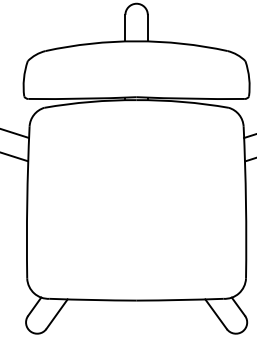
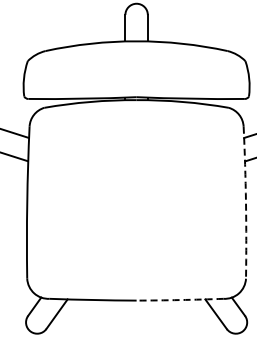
arc: solid -> dashed (245, 202)
arc: solid -> dashed (180, 300)
